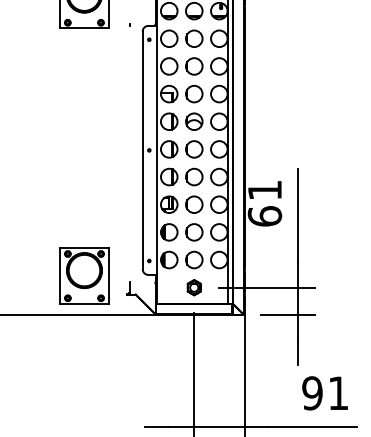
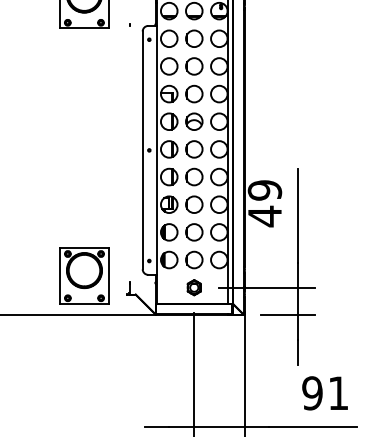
text: 61 -> 49 (264, 203)
